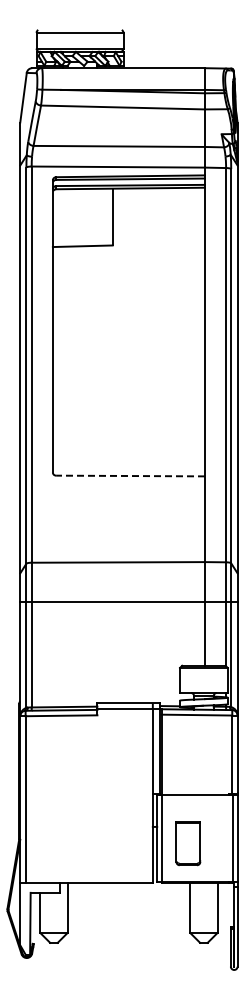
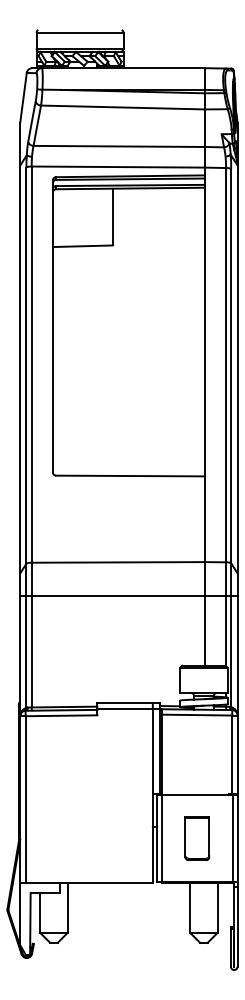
line: dashed -> solid (130, 476)
line position: (128, 601) -> (128, 595) (128, 595)
part position: (188, 843) -> (197, 838) (197, 838)
